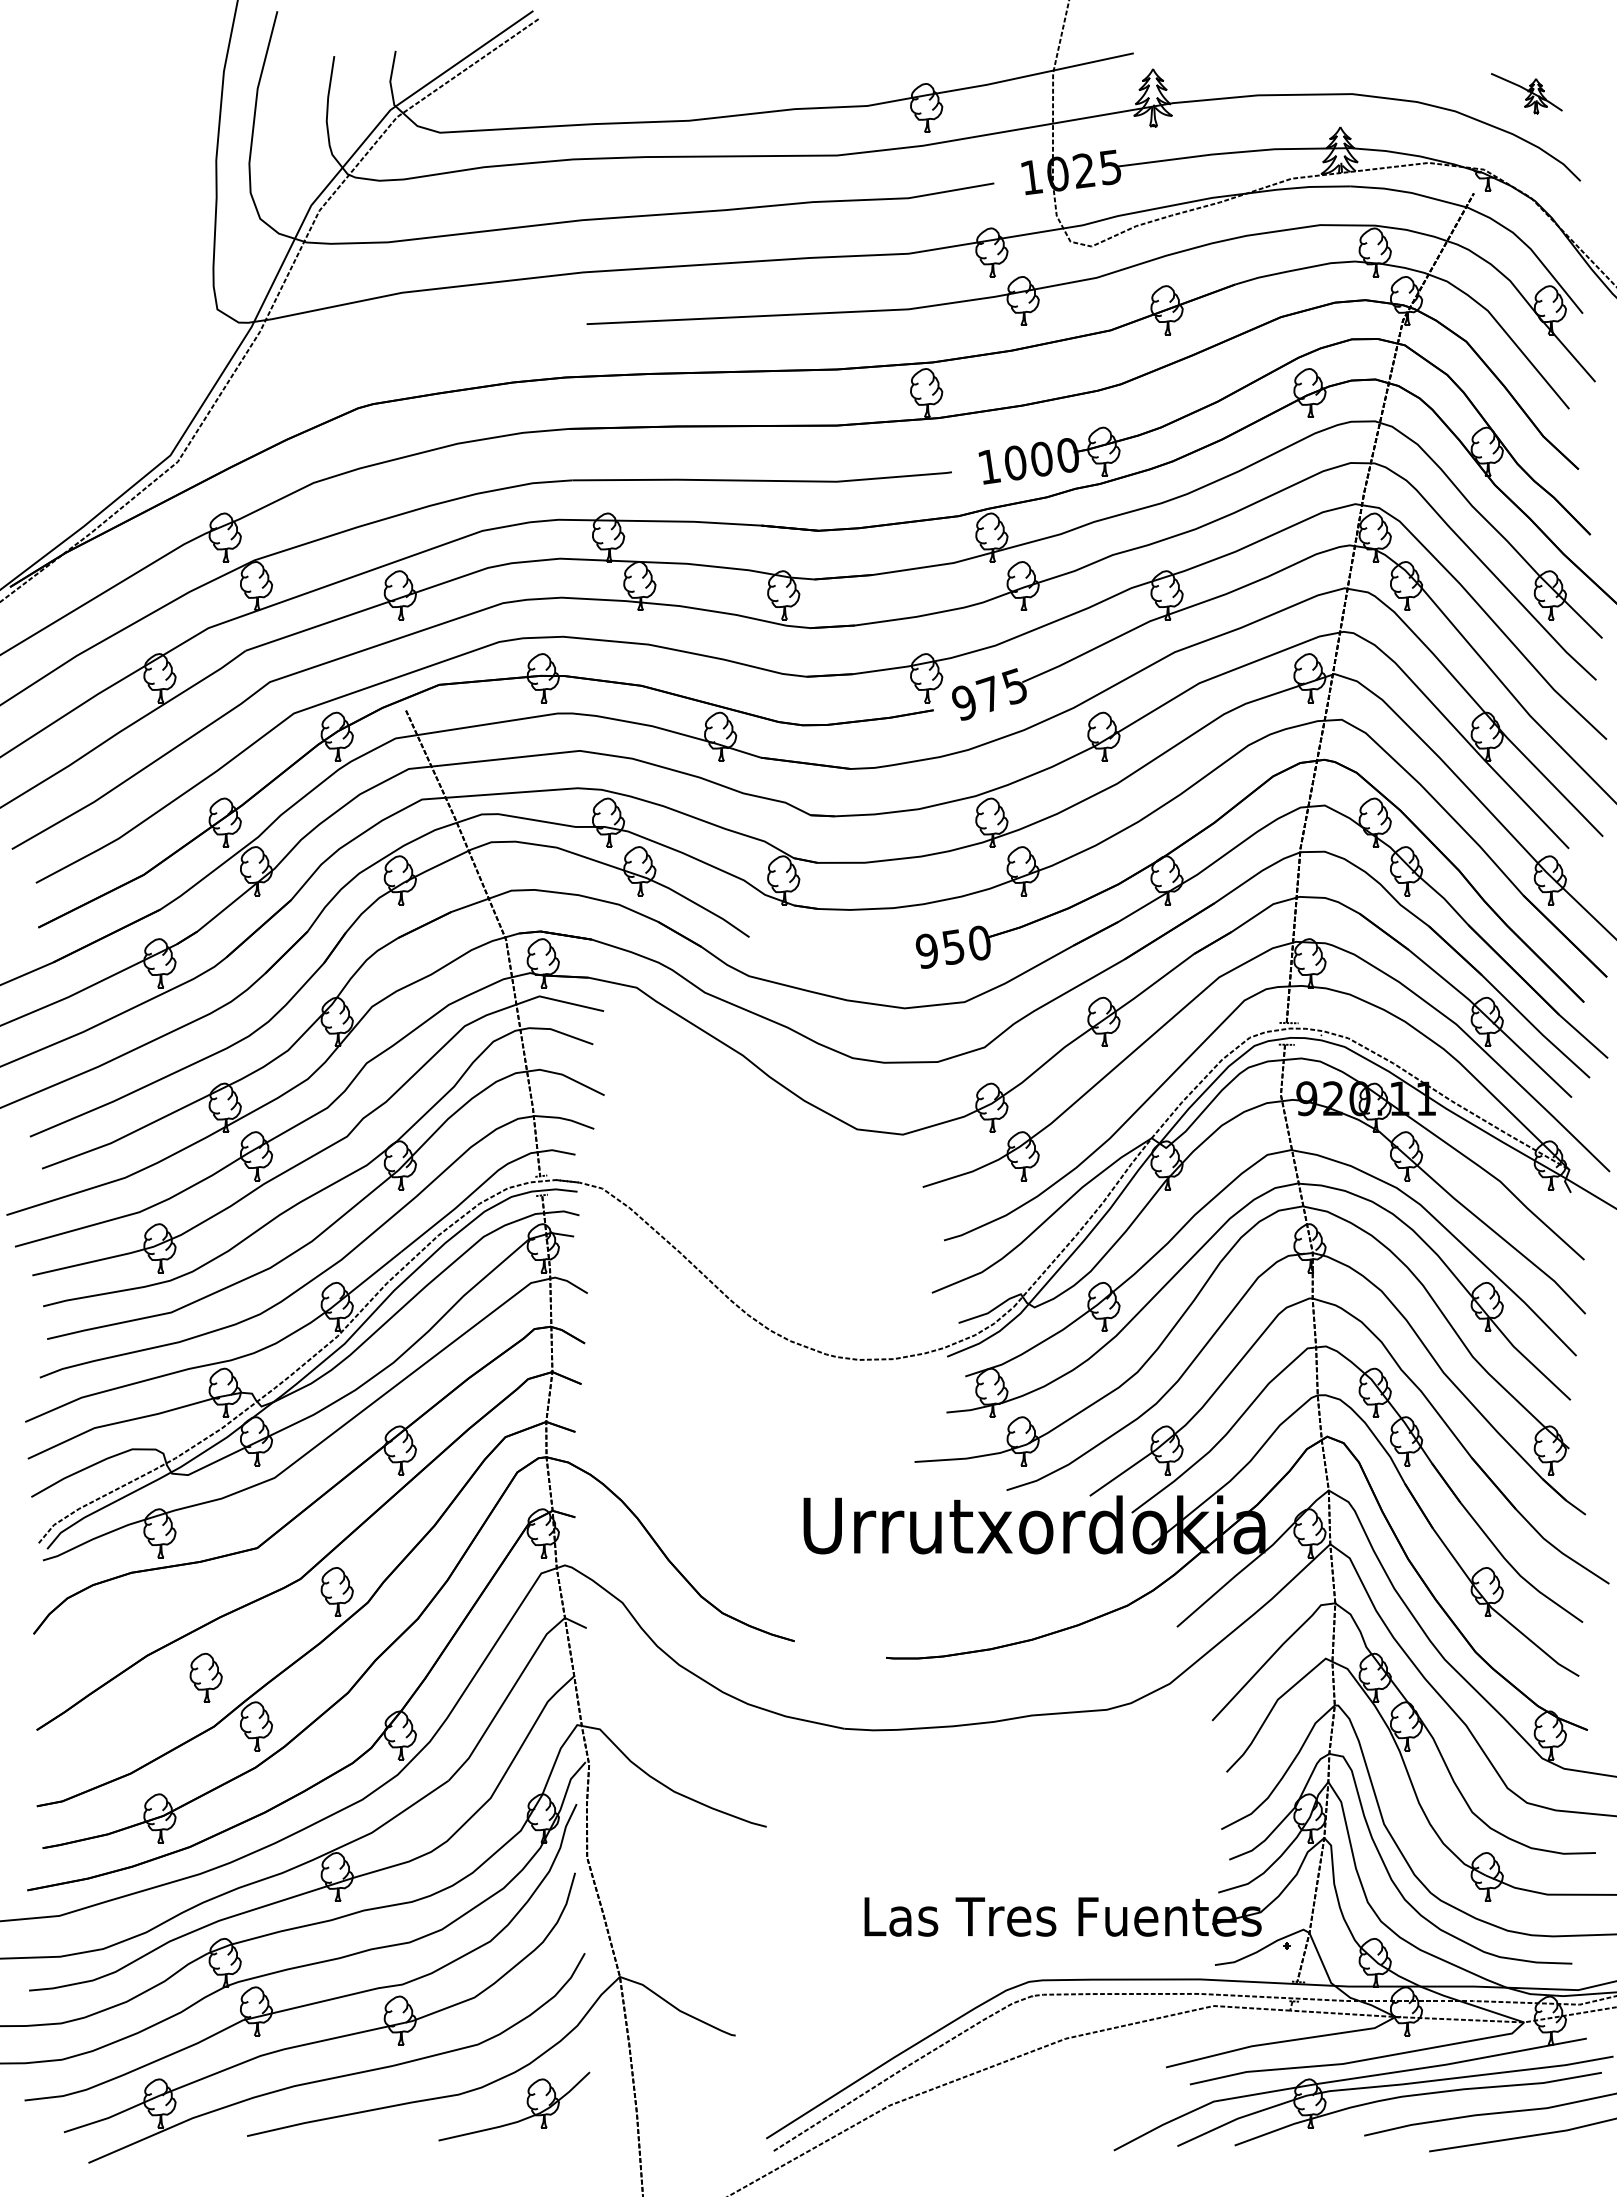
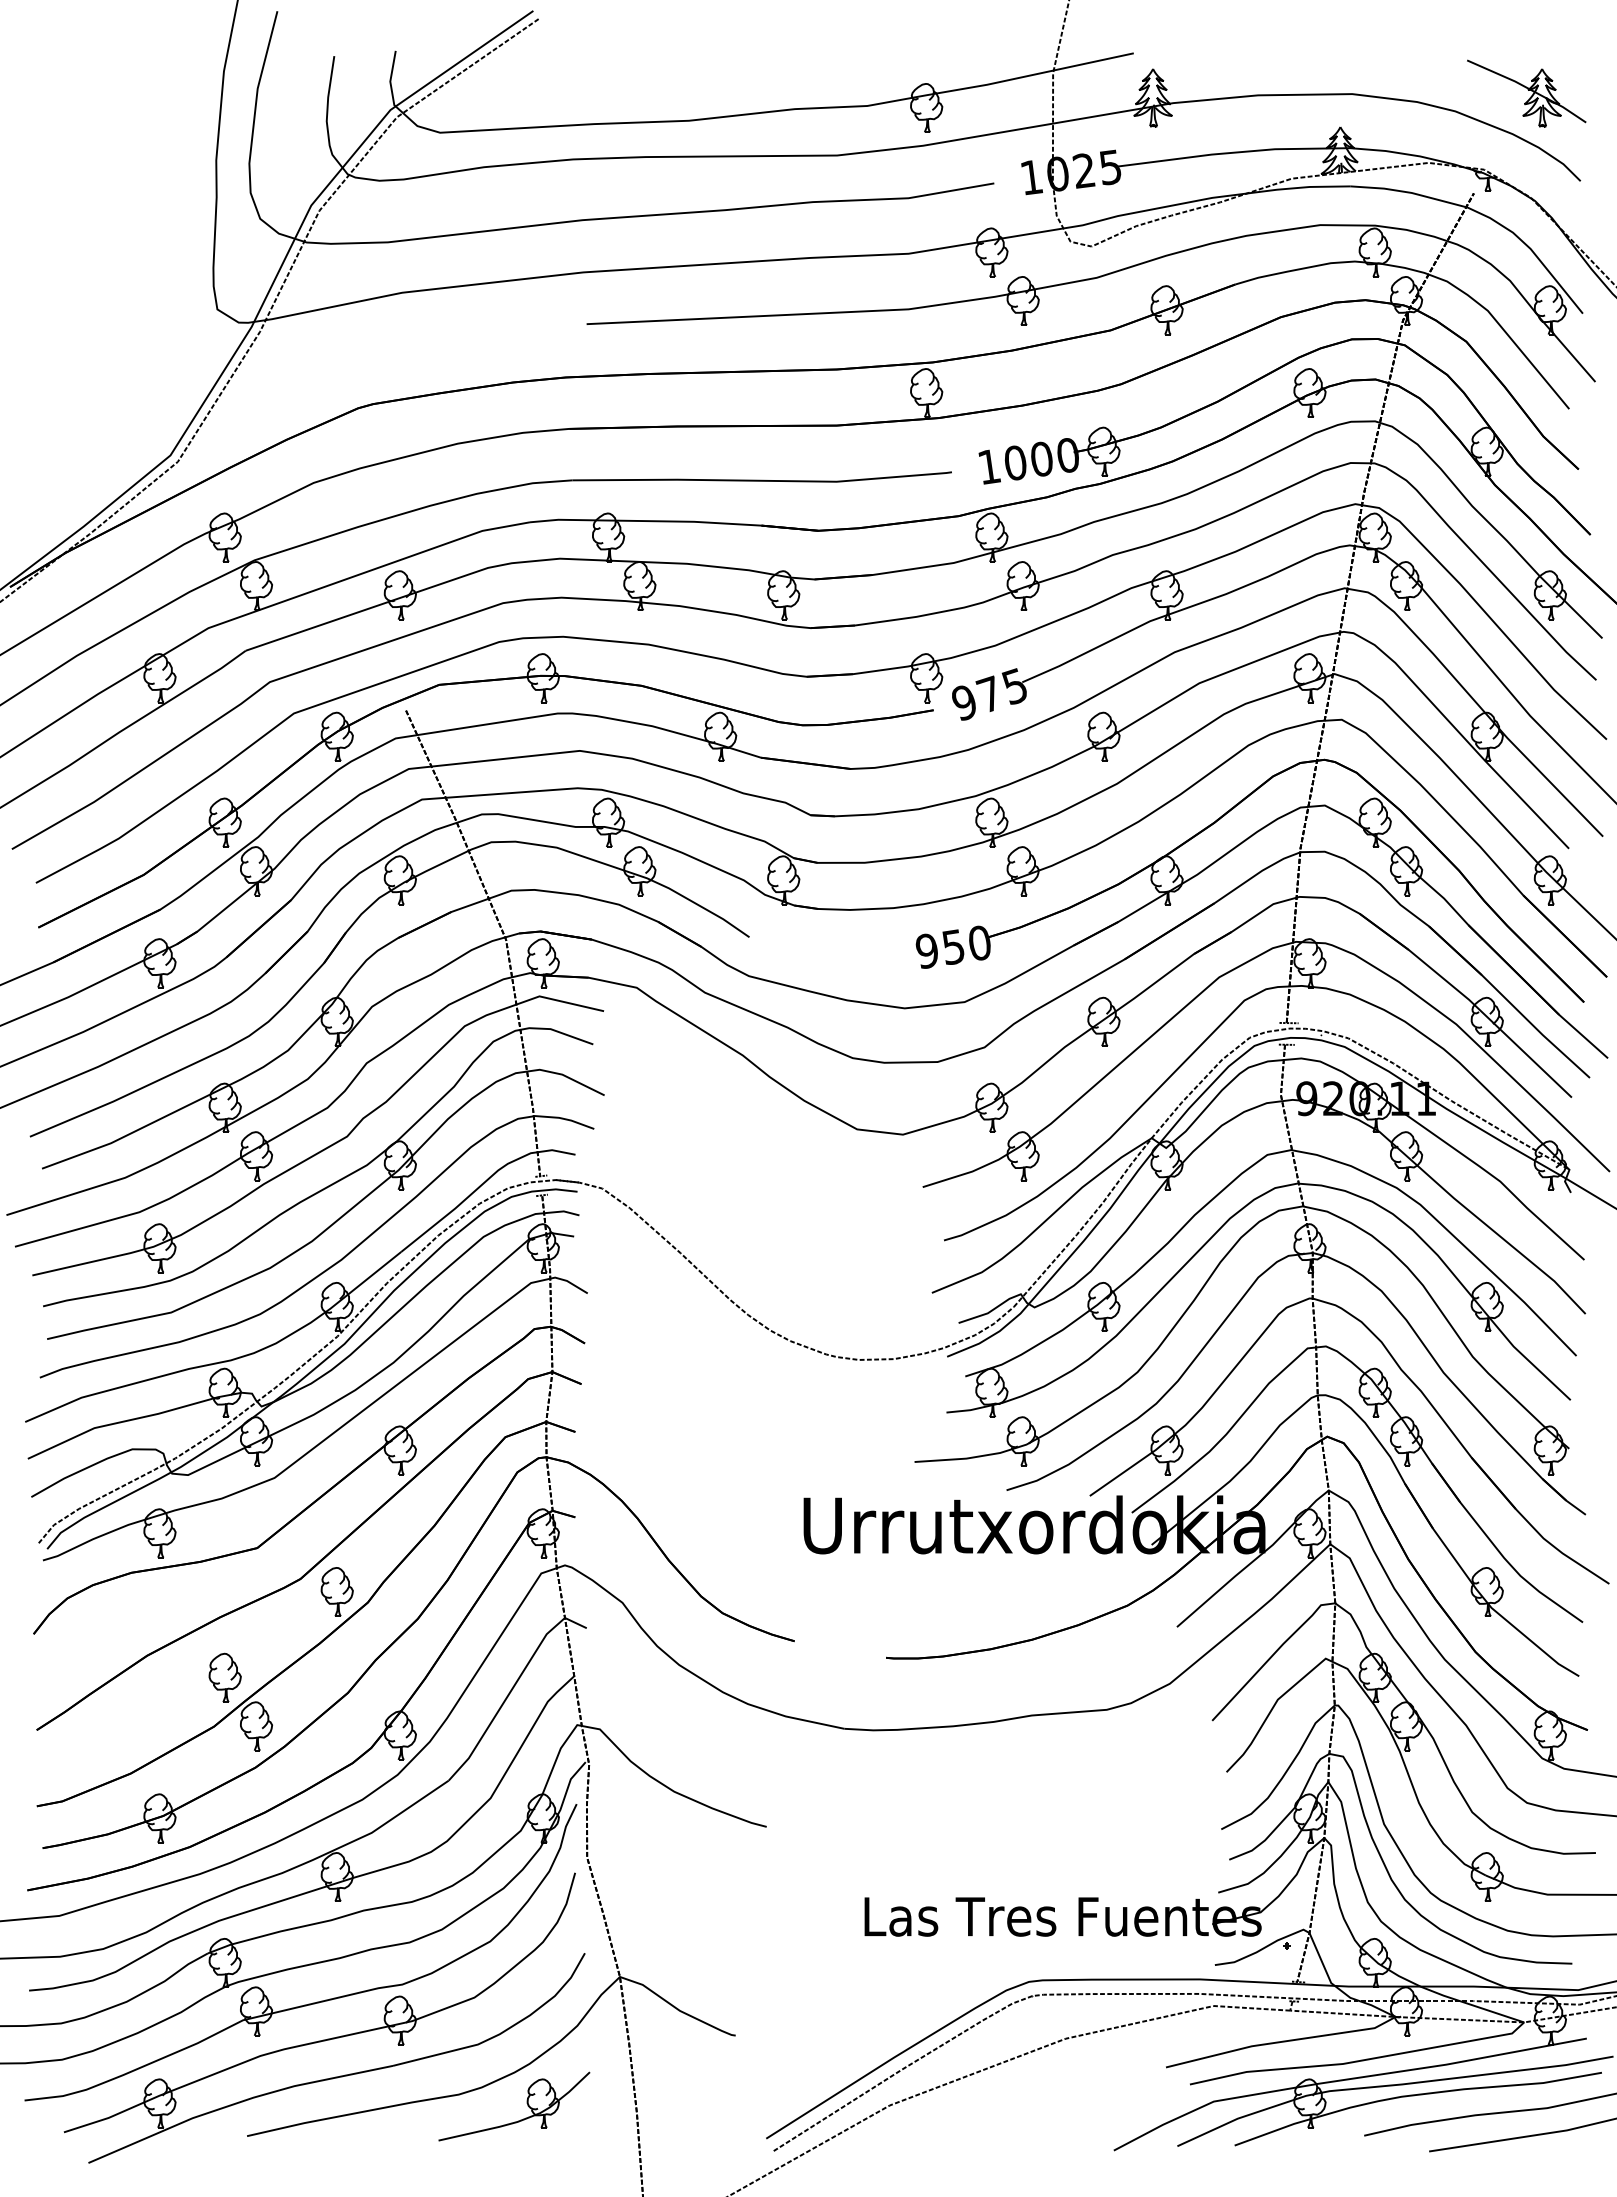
part size: 72x42 px -> 120x69 px (1526, 93)
part position: (205, 1677) -> (224, 1677) (224, 1677)
